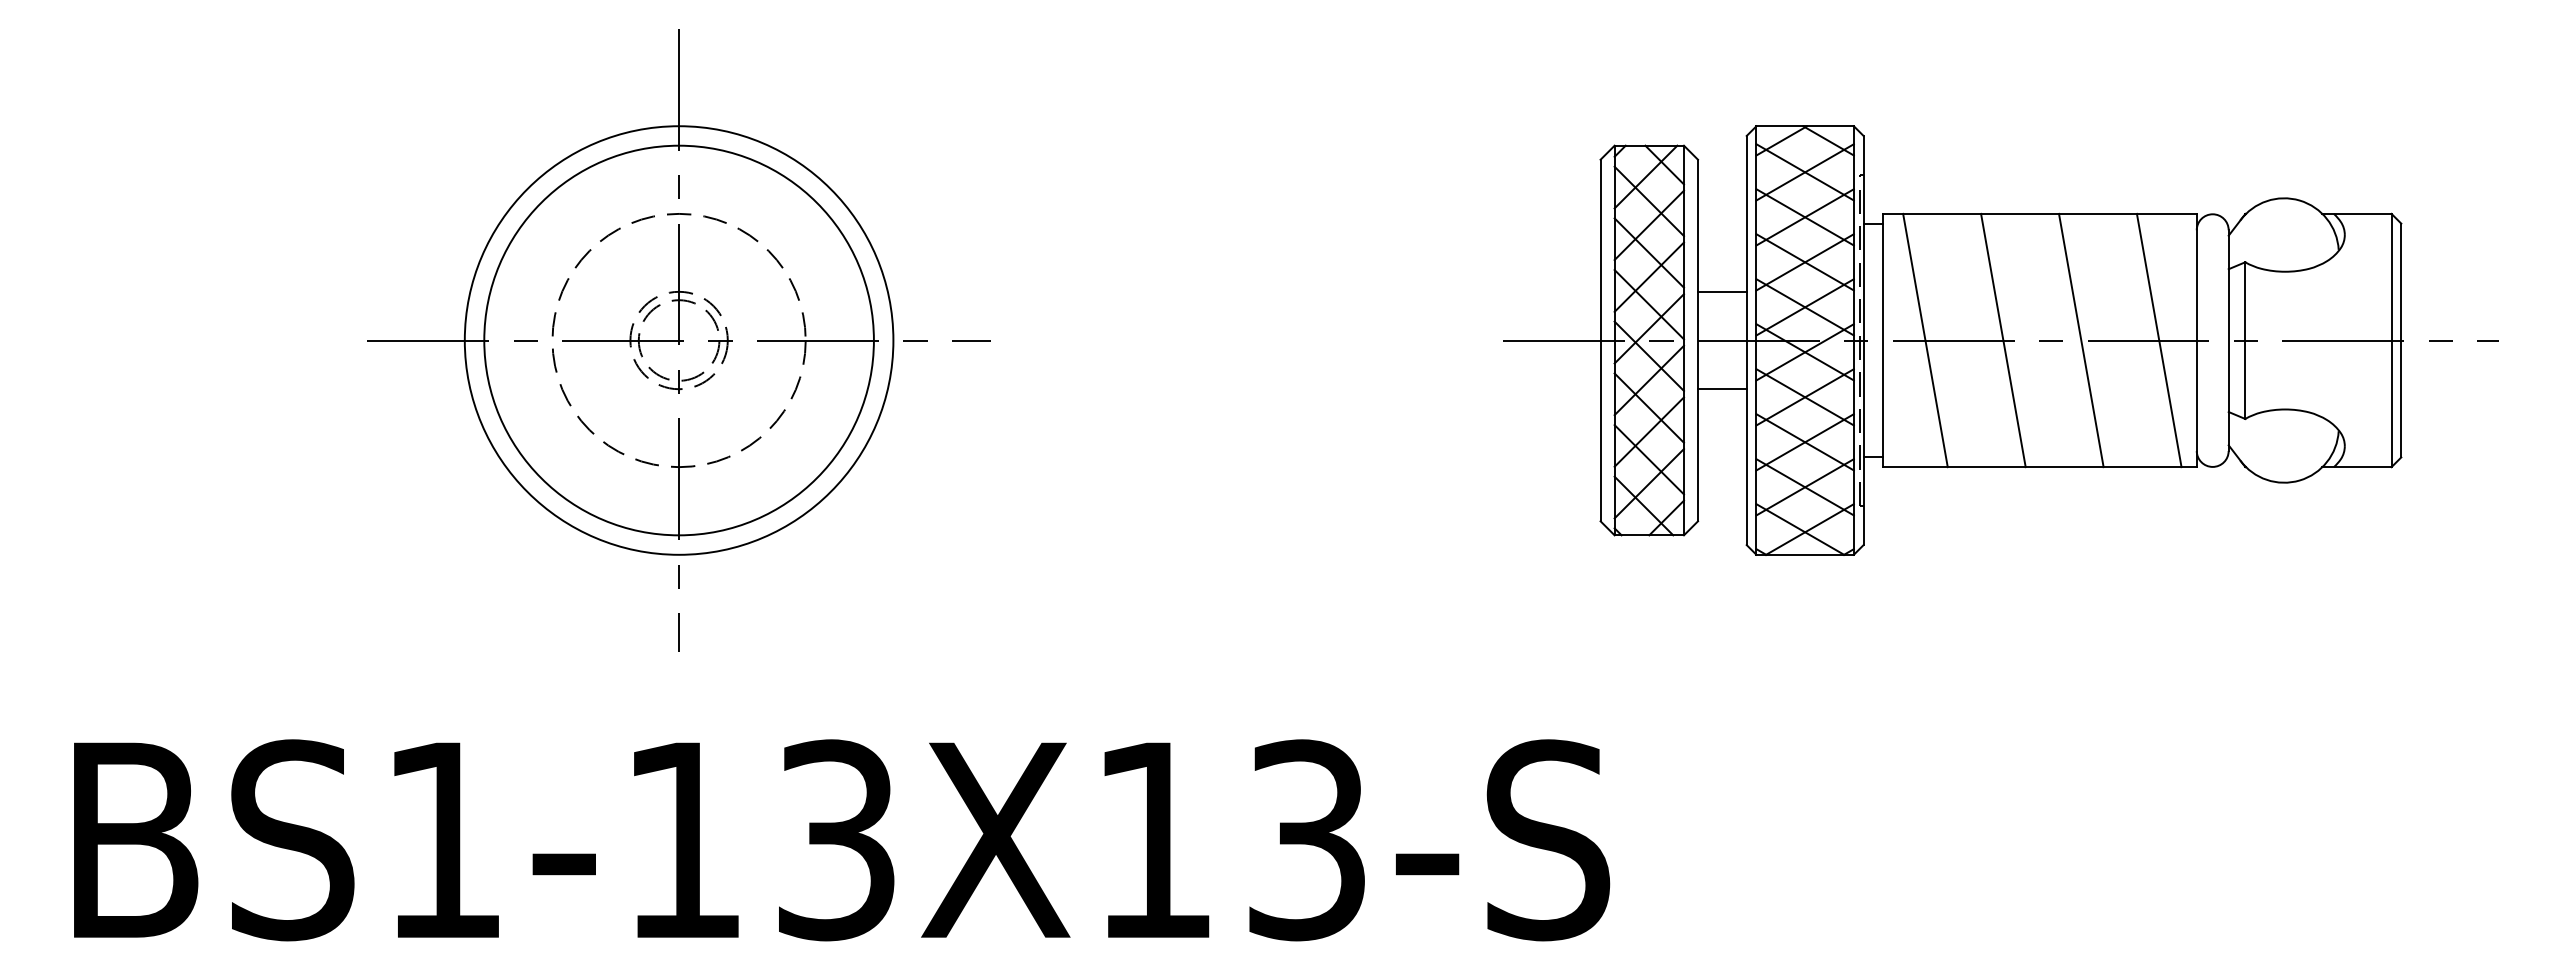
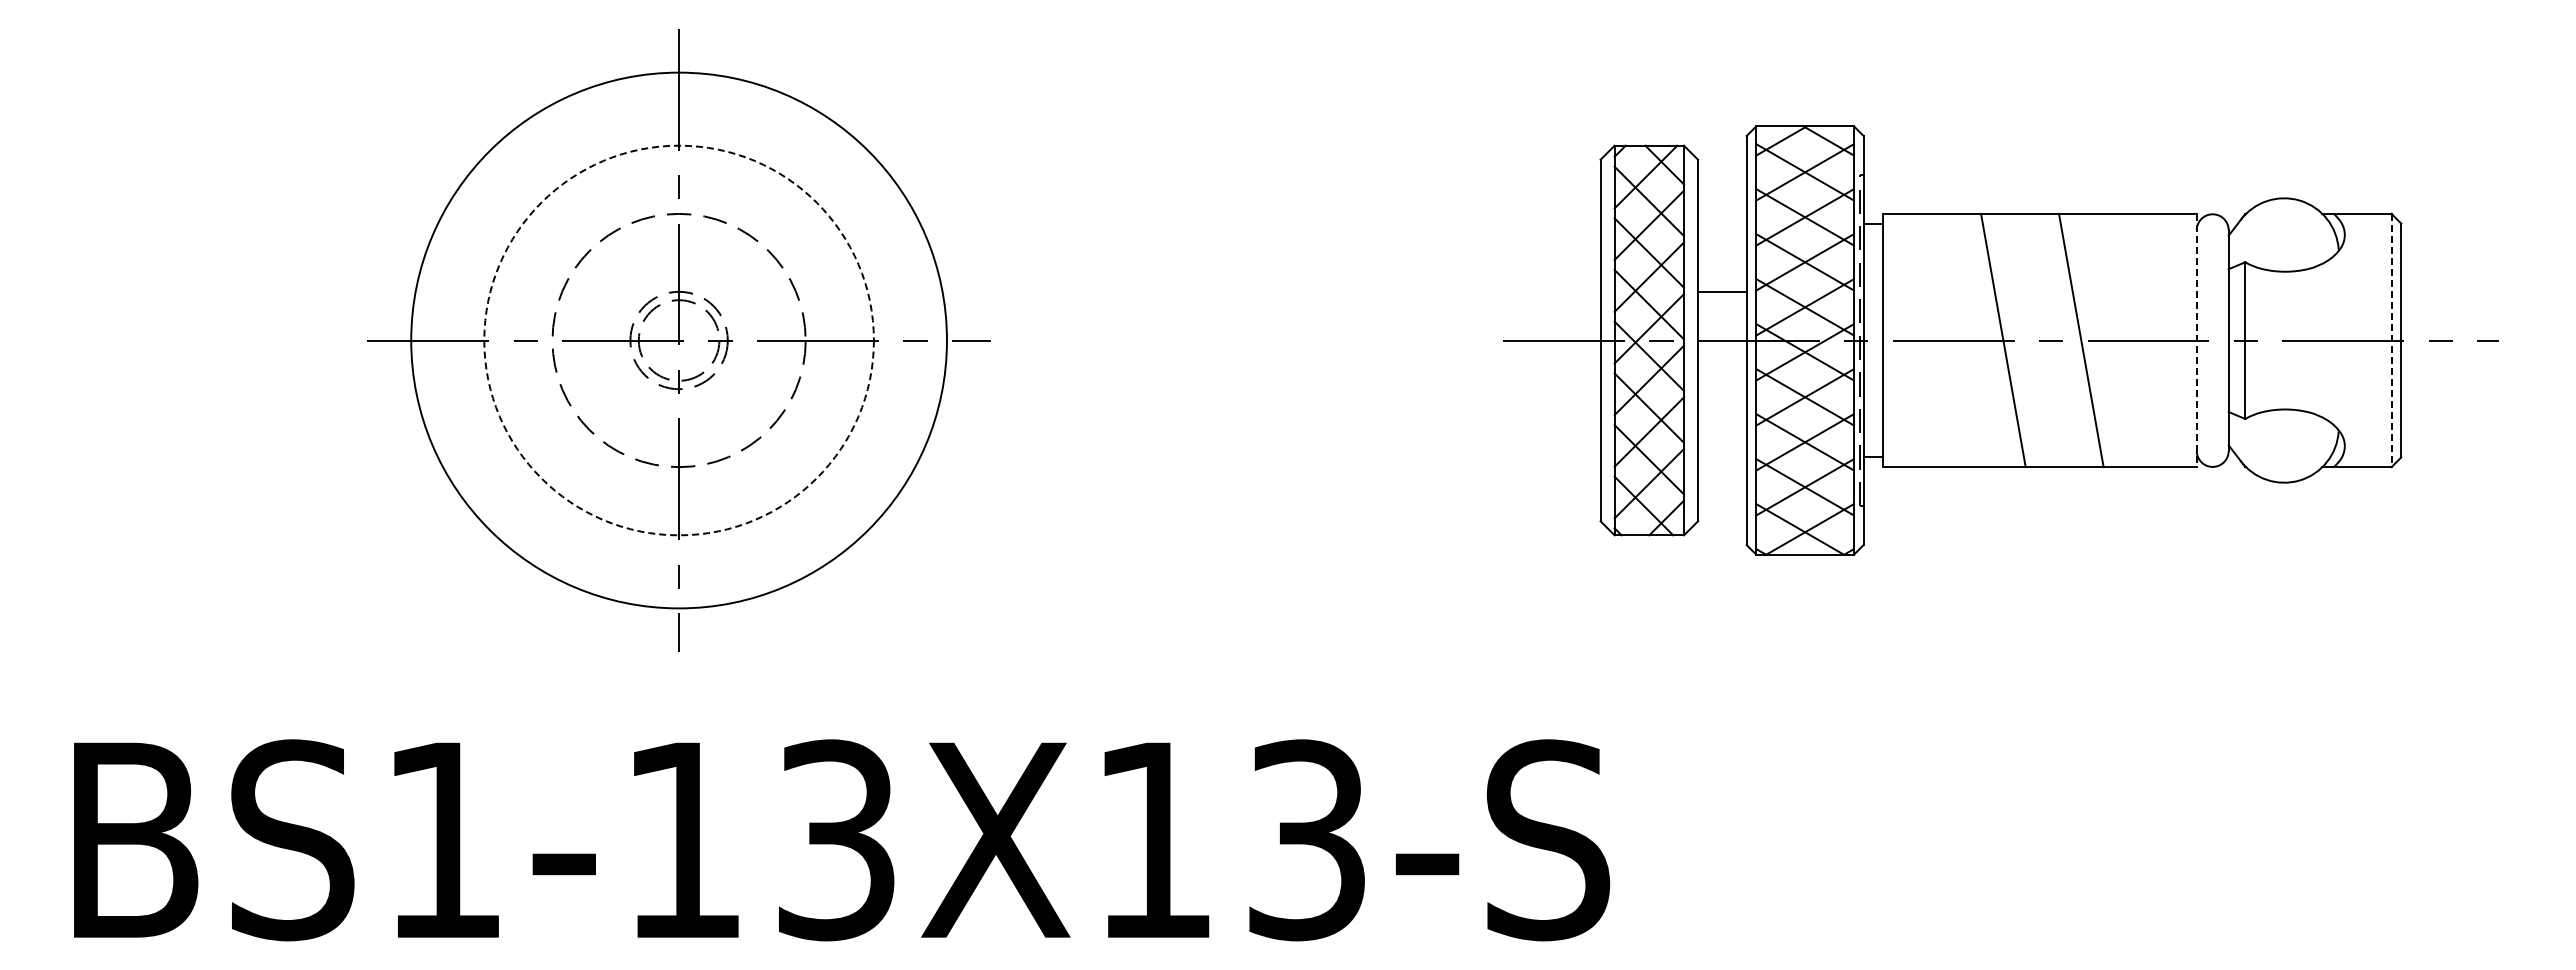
circle diameter: 429 px -> 536 px (678, 340)
circle: solid -> dashed (678, 340)
line: present -> none (1925, 340)
line: present -> none (2158, 340)
line: solid -> dashed (2196, 340)
line: solid -> dashed (2391, 340)
line: present -> none (1722, 389)
